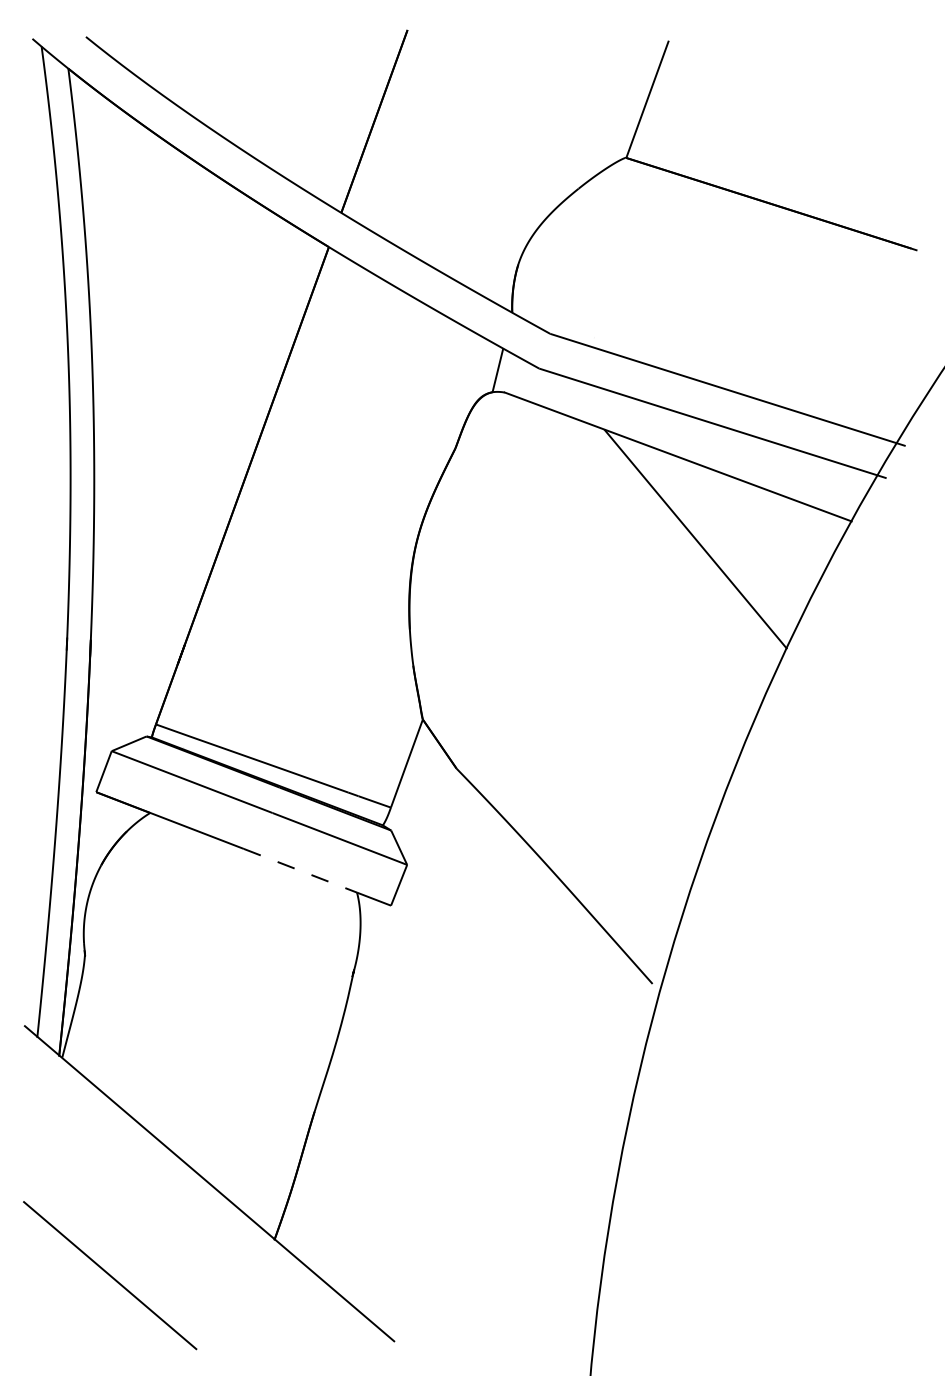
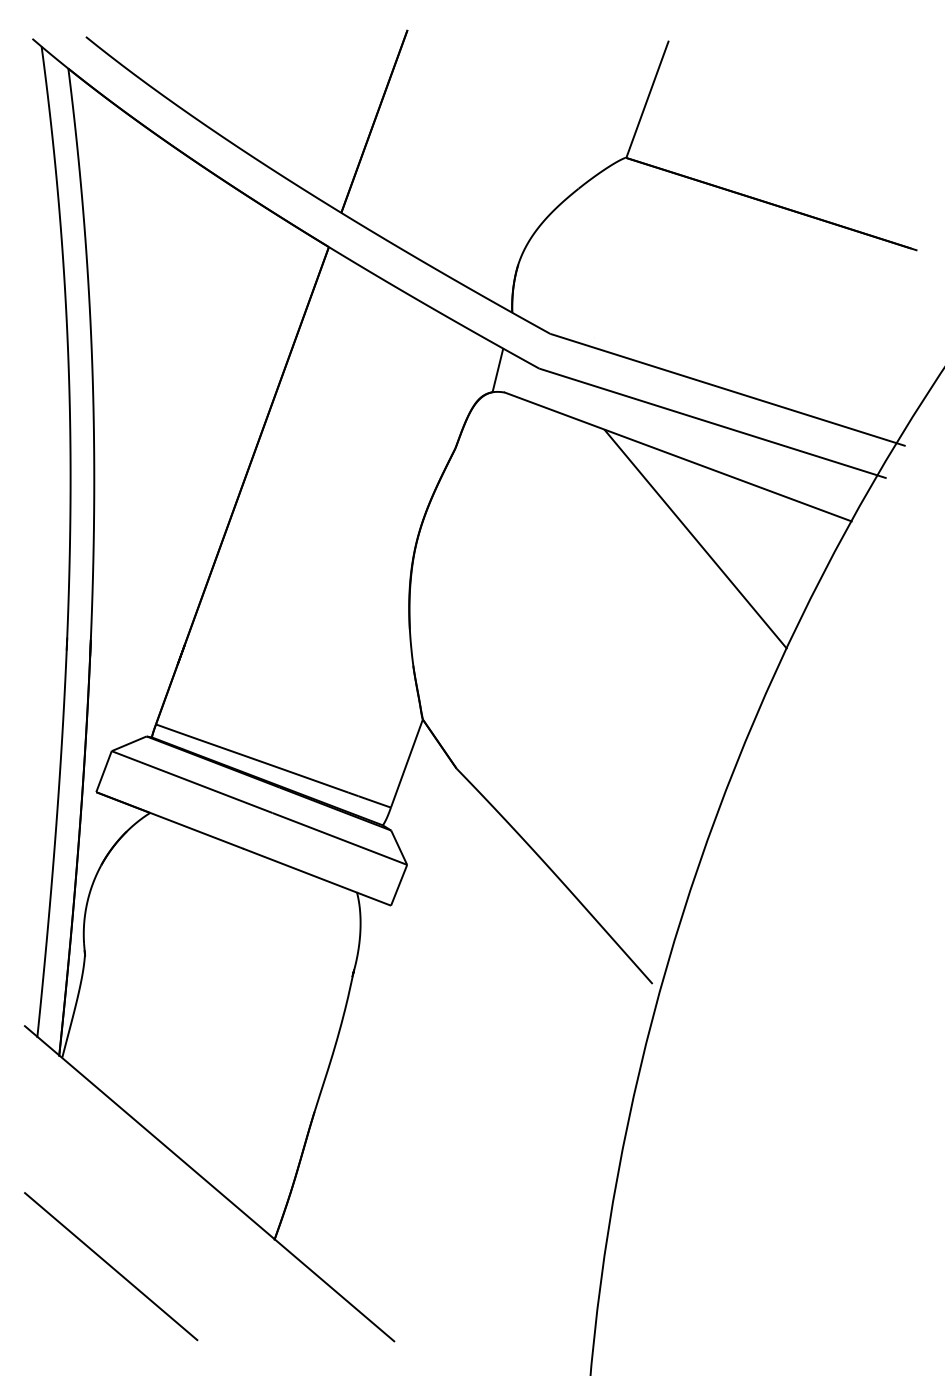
line: dashed -> solid (300, 870)
line position: (110, 1275) -> (111, 1266) (111, 1266)
